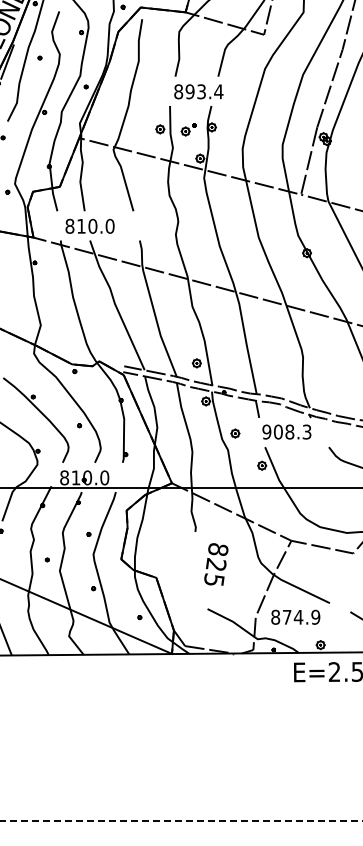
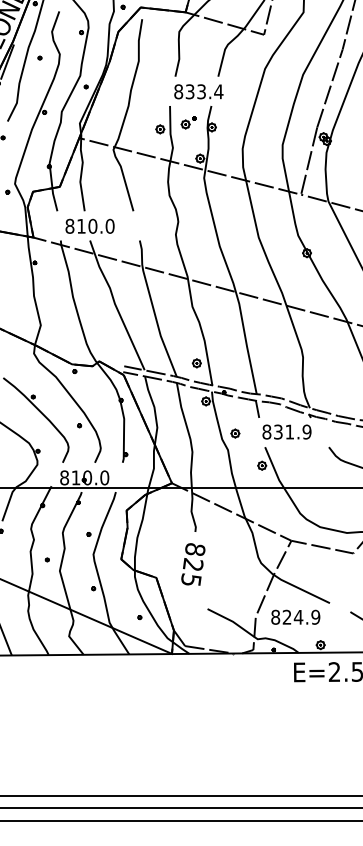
text: 893.4 -> 833.4 (189, 91)
part position: (188, 129) -> (188, 122) (188, 122)
text: 908.3 -> 831.9 (286, 431)
text position: (216, 564) -> (193, 564) (193, 564)
text: 874.9 -> 824.9 (286, 616)
line: none -> present (180, 796)
line: none -> present (180, 808)
line: dashed -> solid (181, 820)
